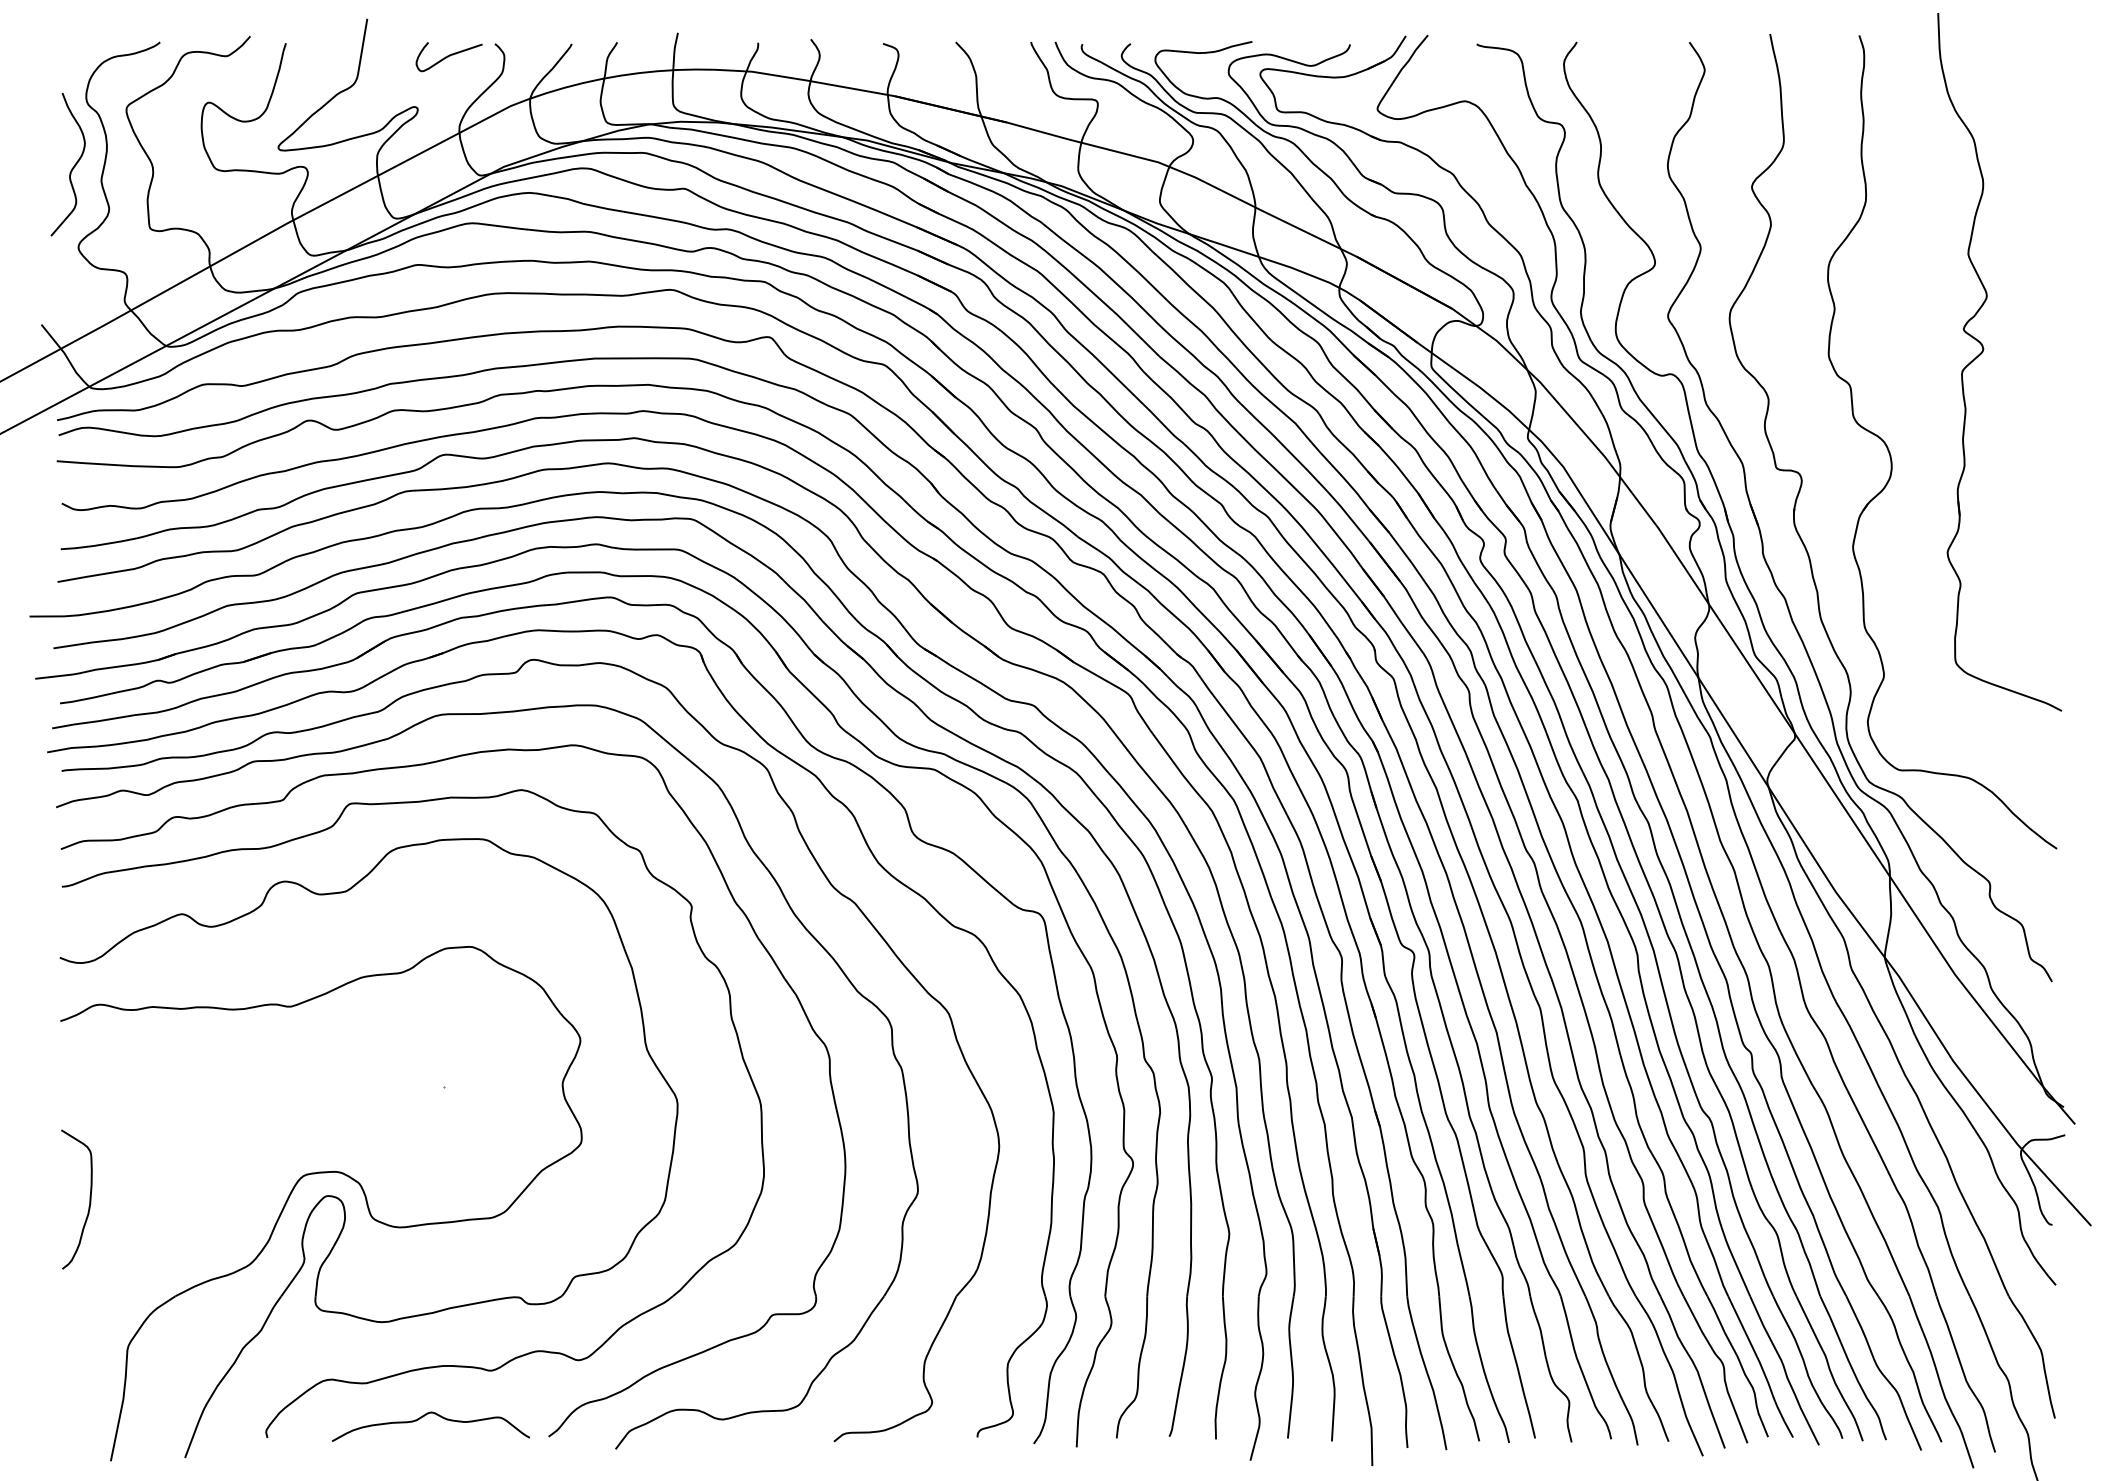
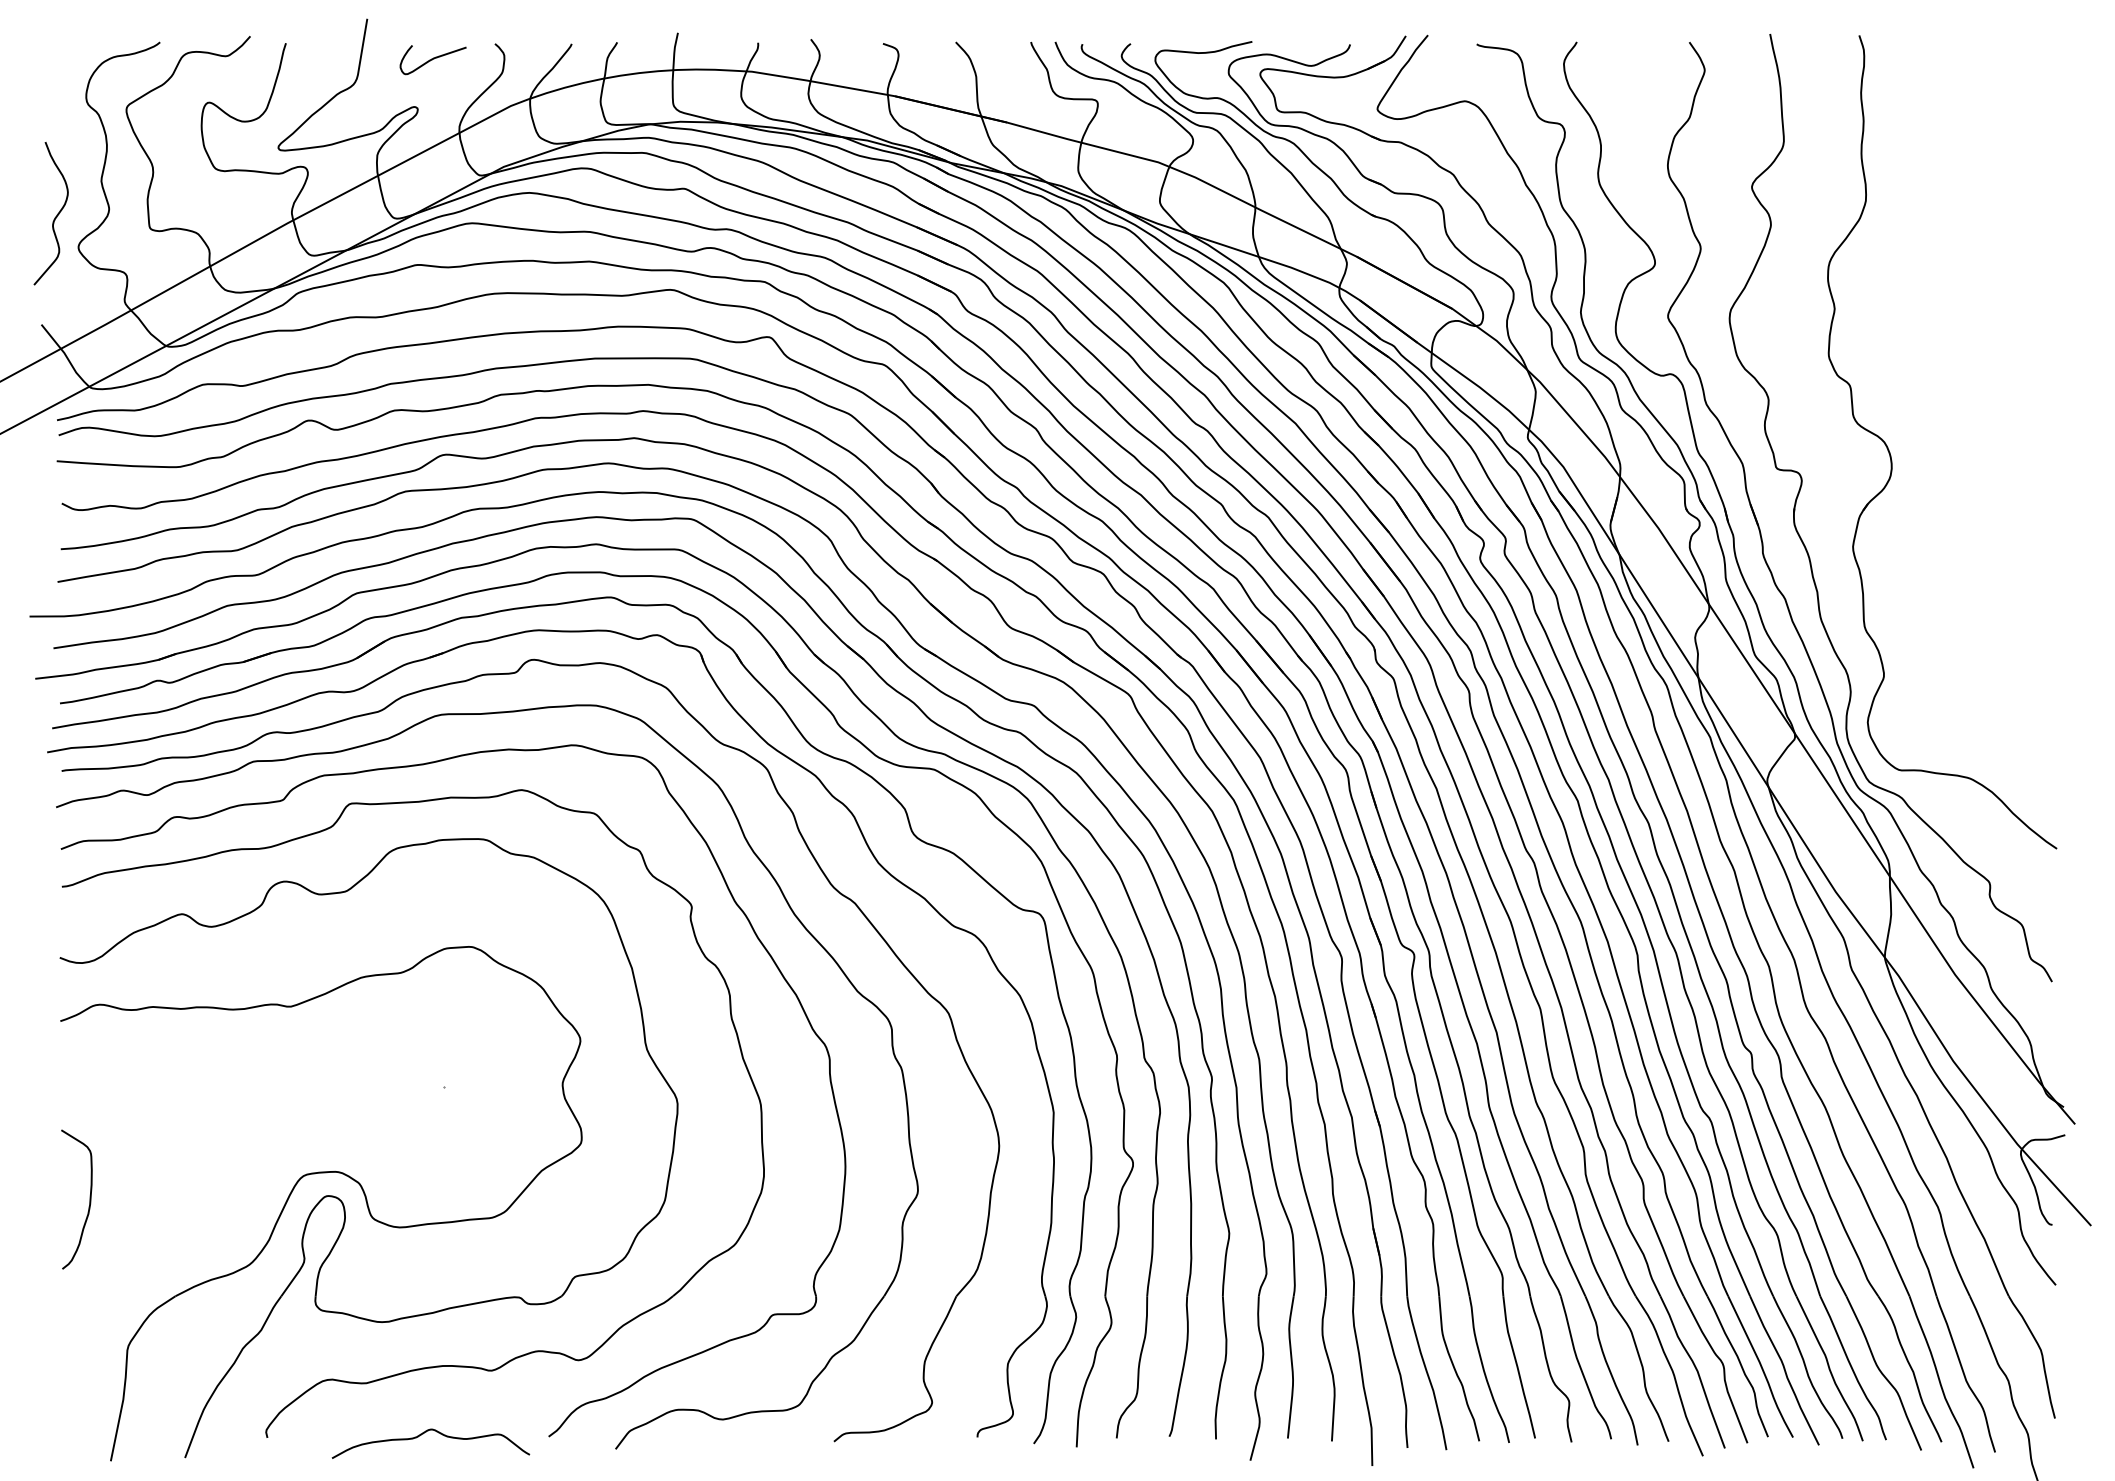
curve position: (448, 57) -> (432, 60) (432, 60)
curve position: (71, 168) -> (54, 217) (54, 217)
part: present -> none (1983, 352)
curve position: (423, 1417) -> (423, 1434) (423, 1434)
